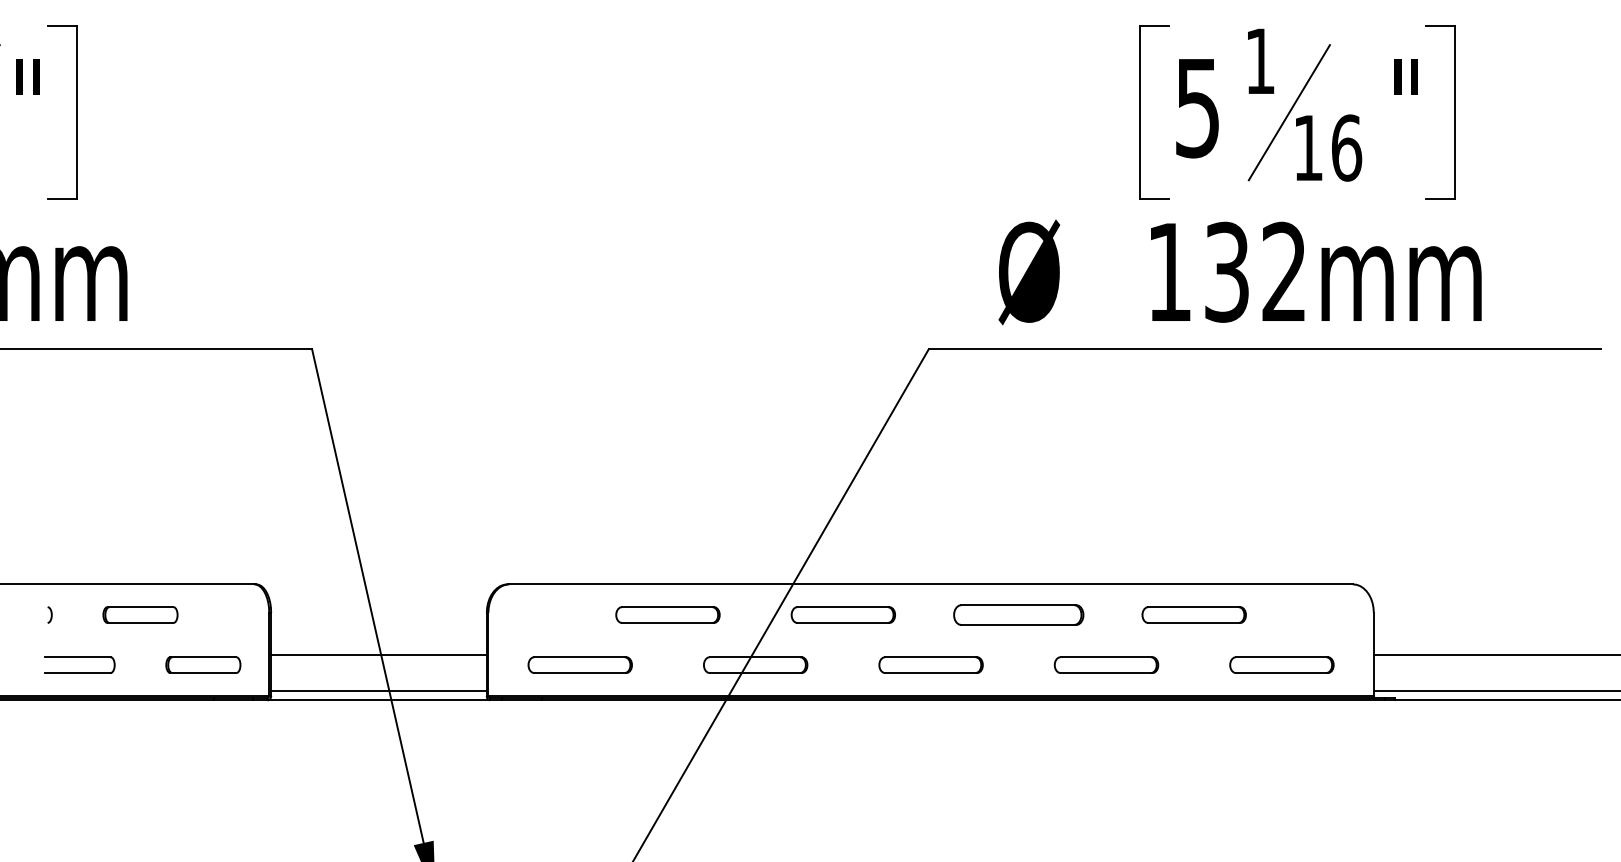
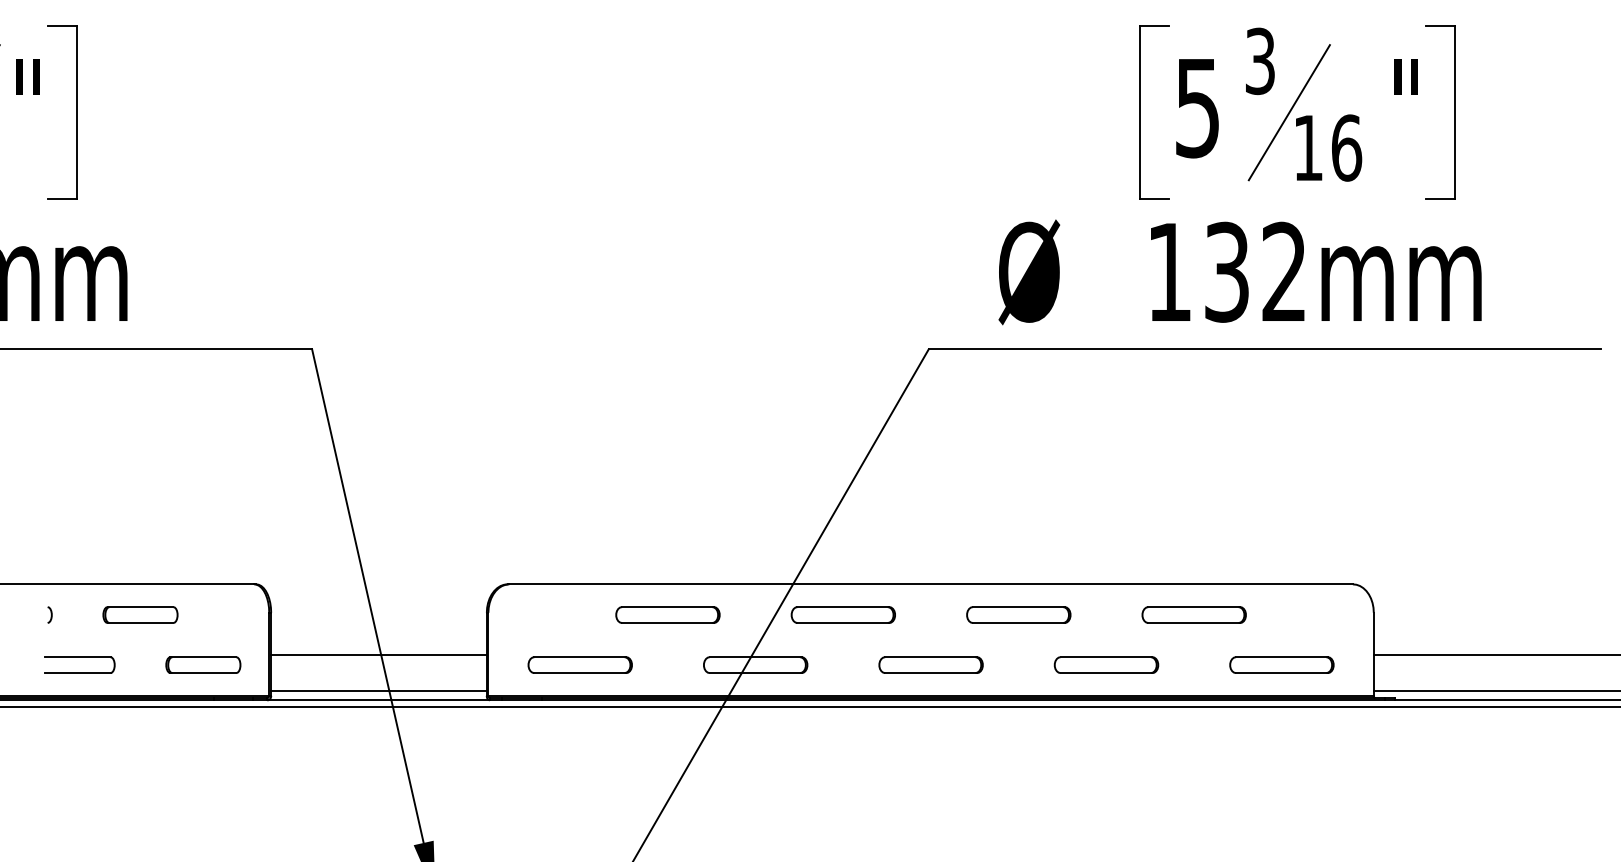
text: 1 -> 3 (1260, 61)
part size: 132x22 px -> 106x18 px (1018, 614)
line: none -> present (809, 707)
